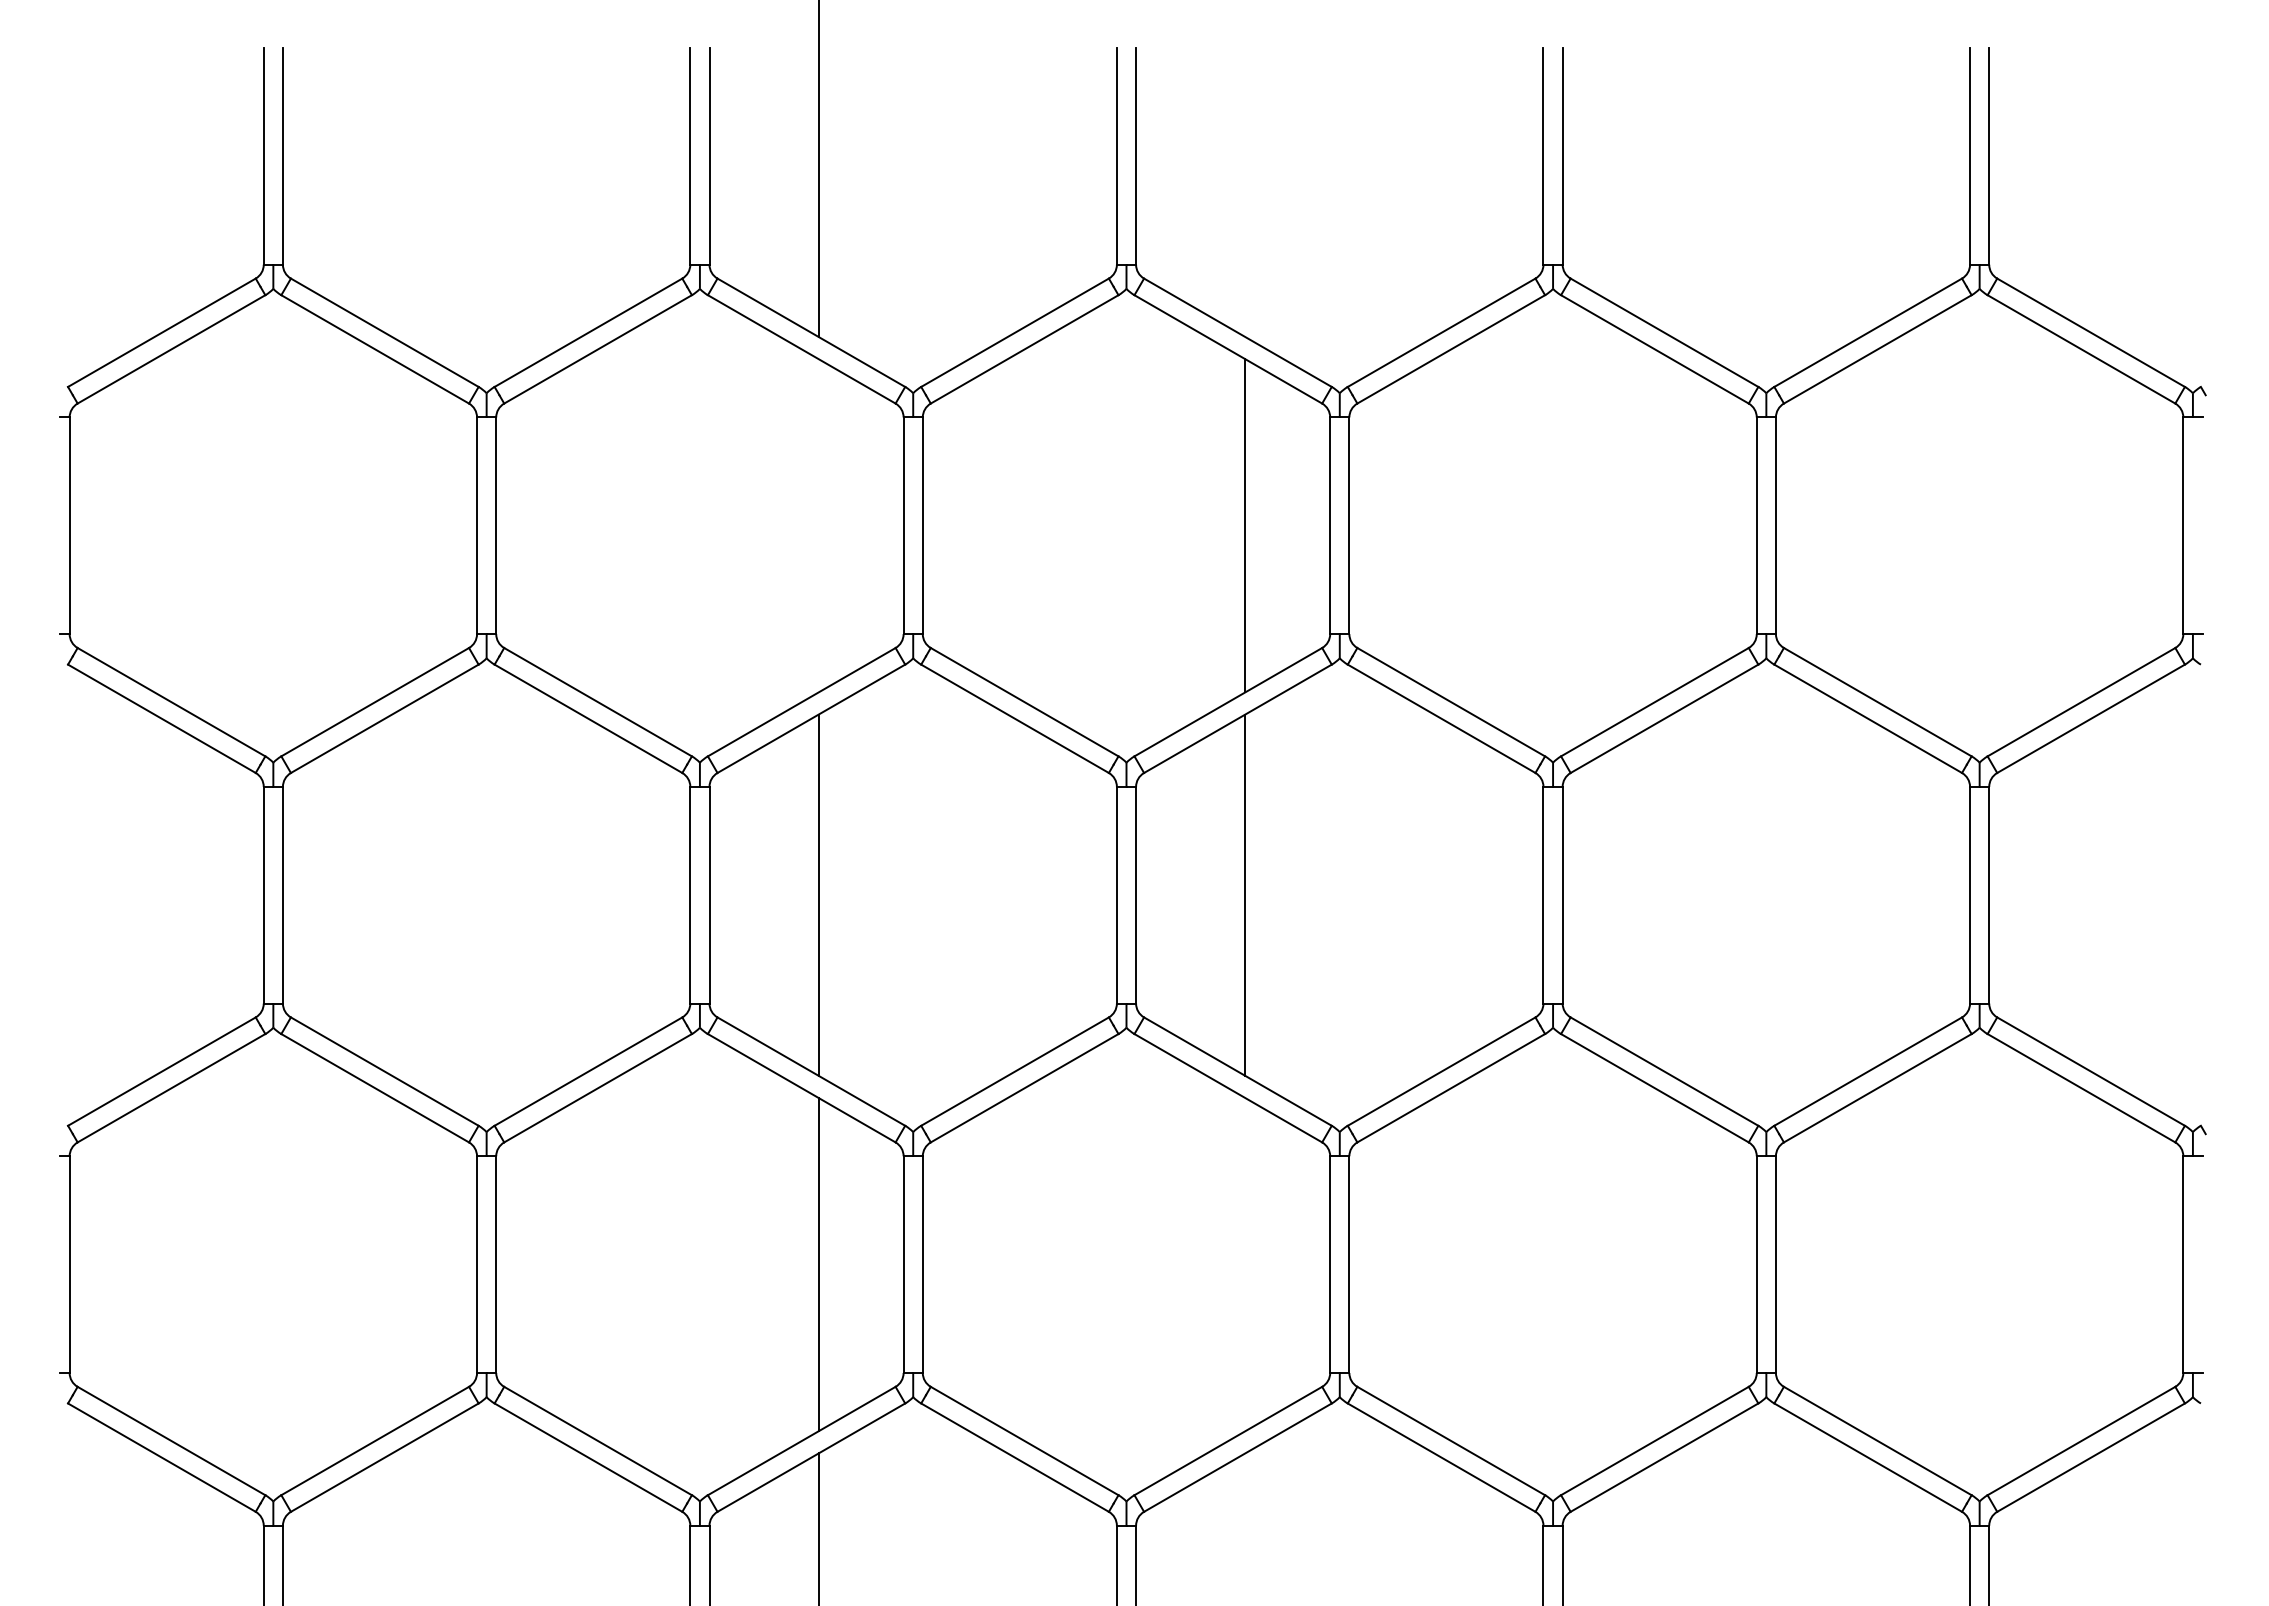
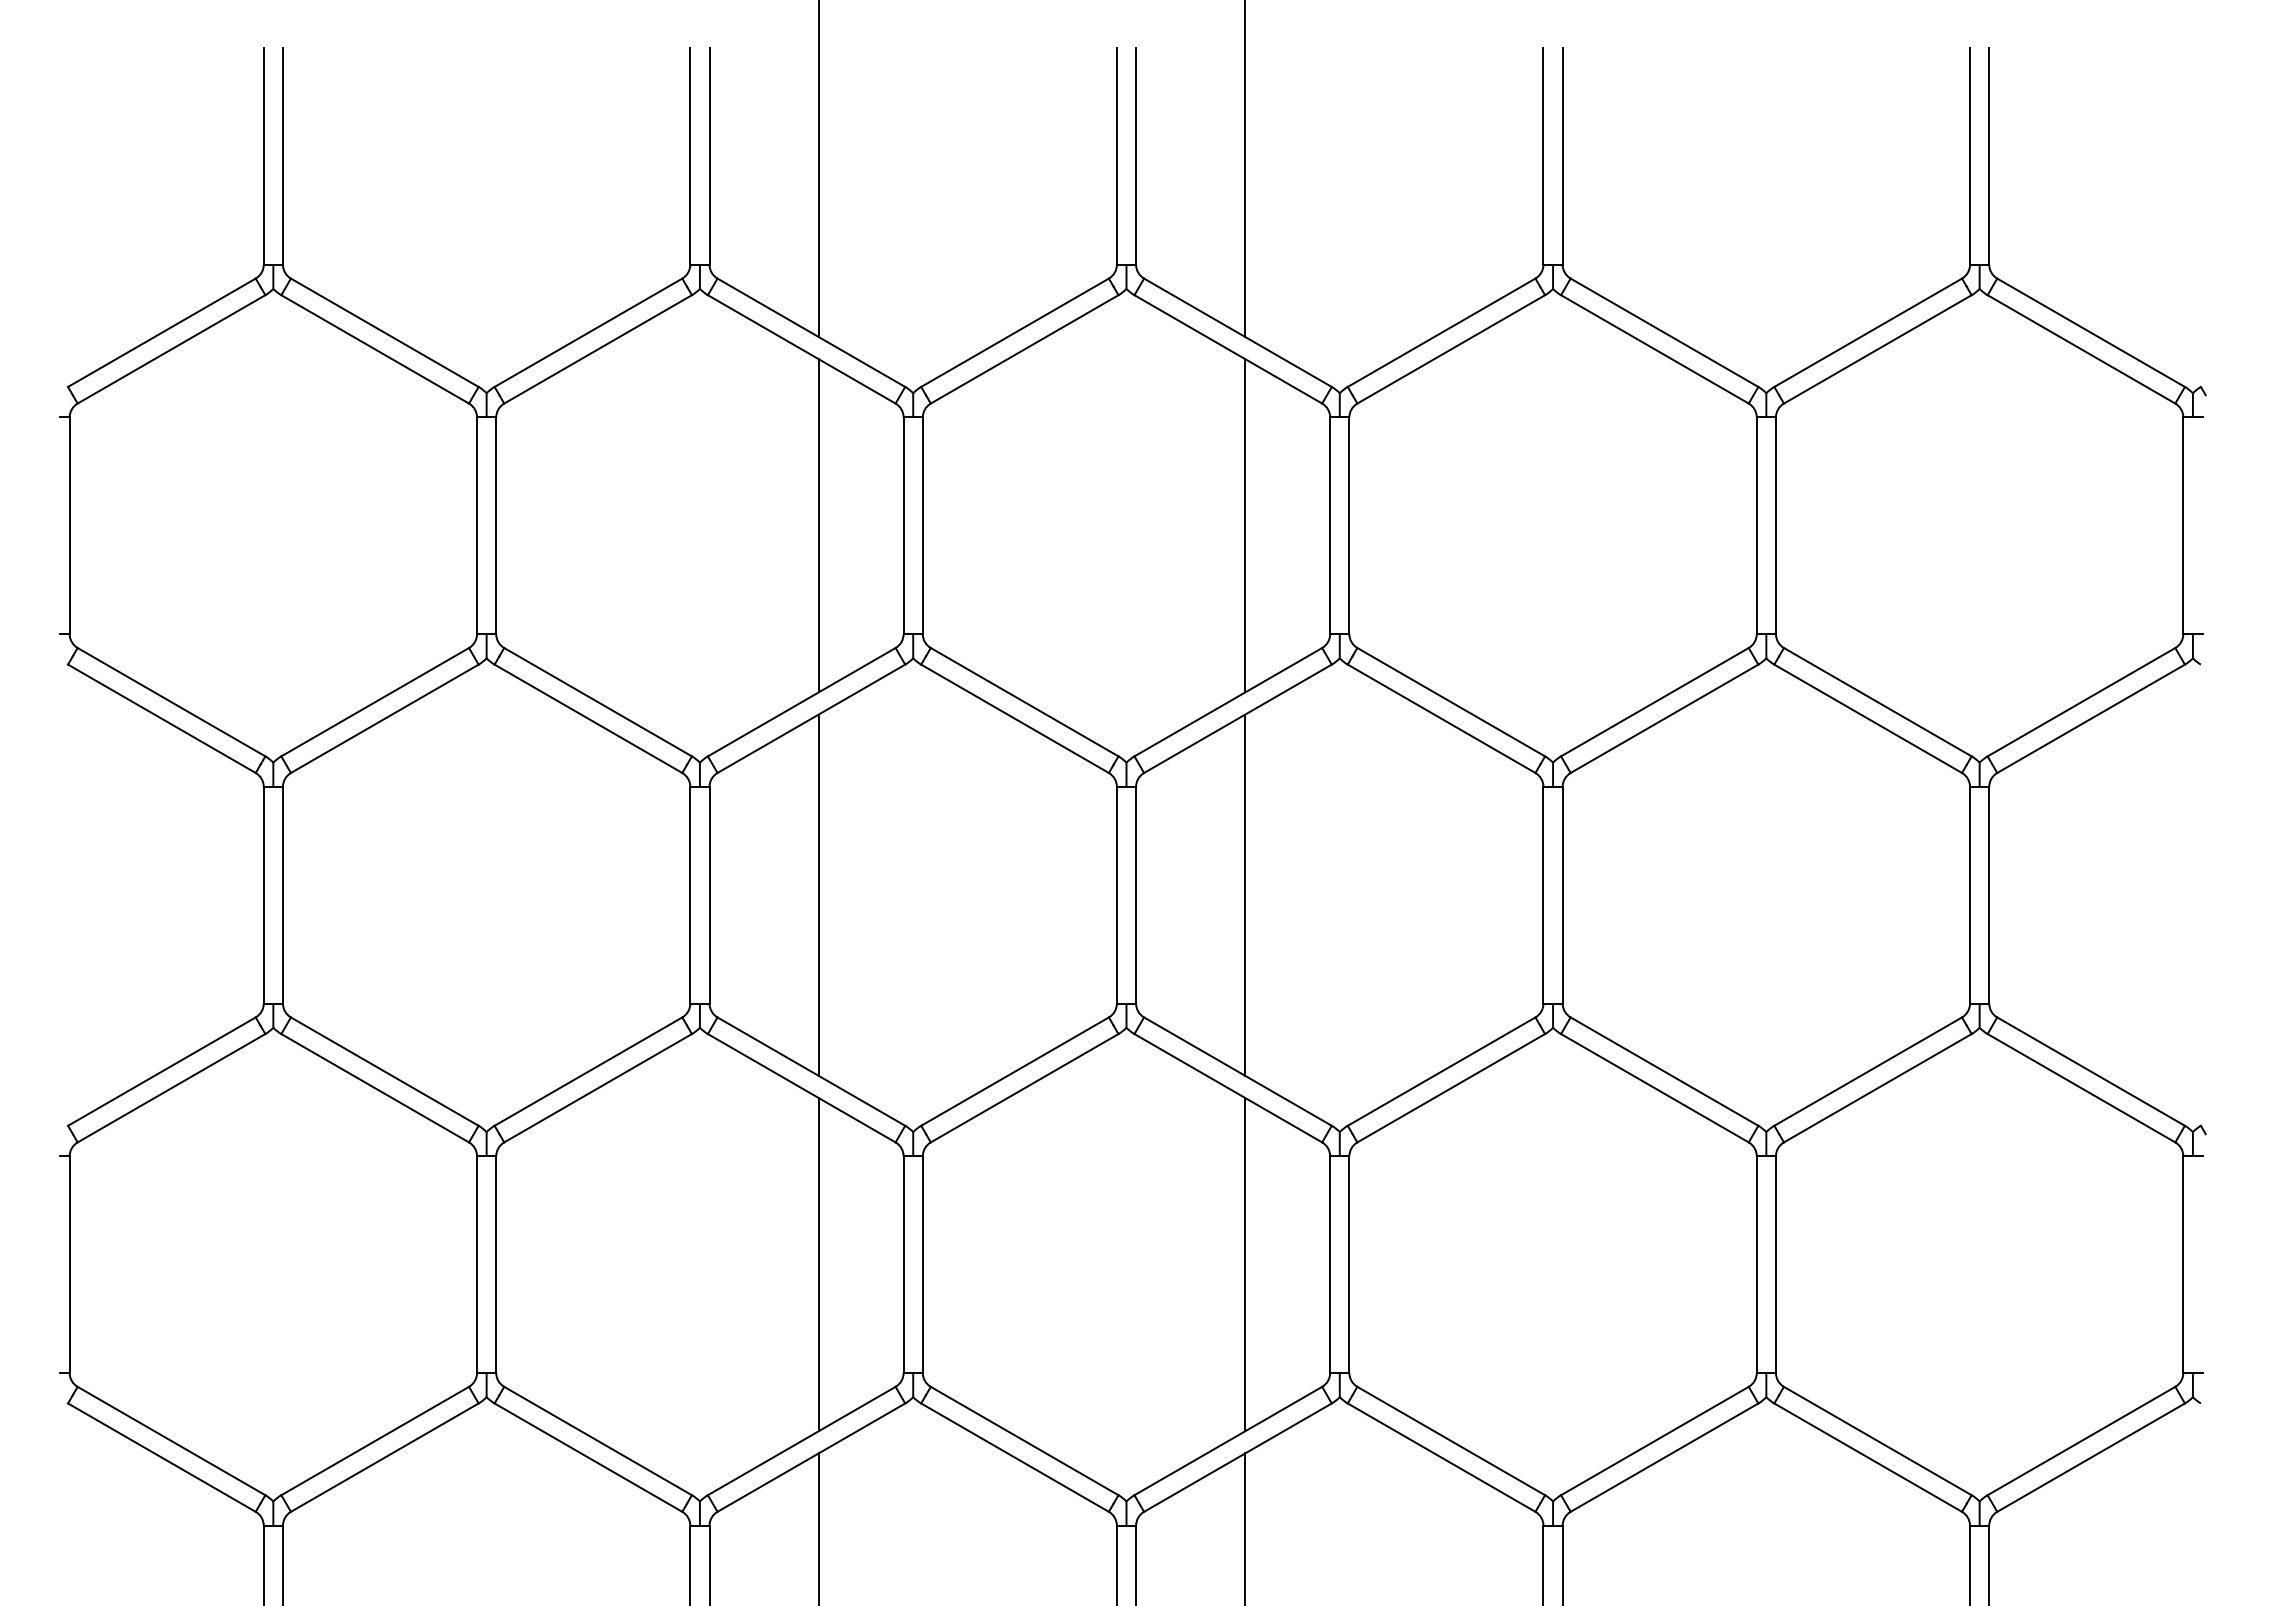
line: none -> present (1245, 169)
line: none -> present (818, 525)
line: none -> present (1245, 1264)
line: none -> present (1245, 1527)
